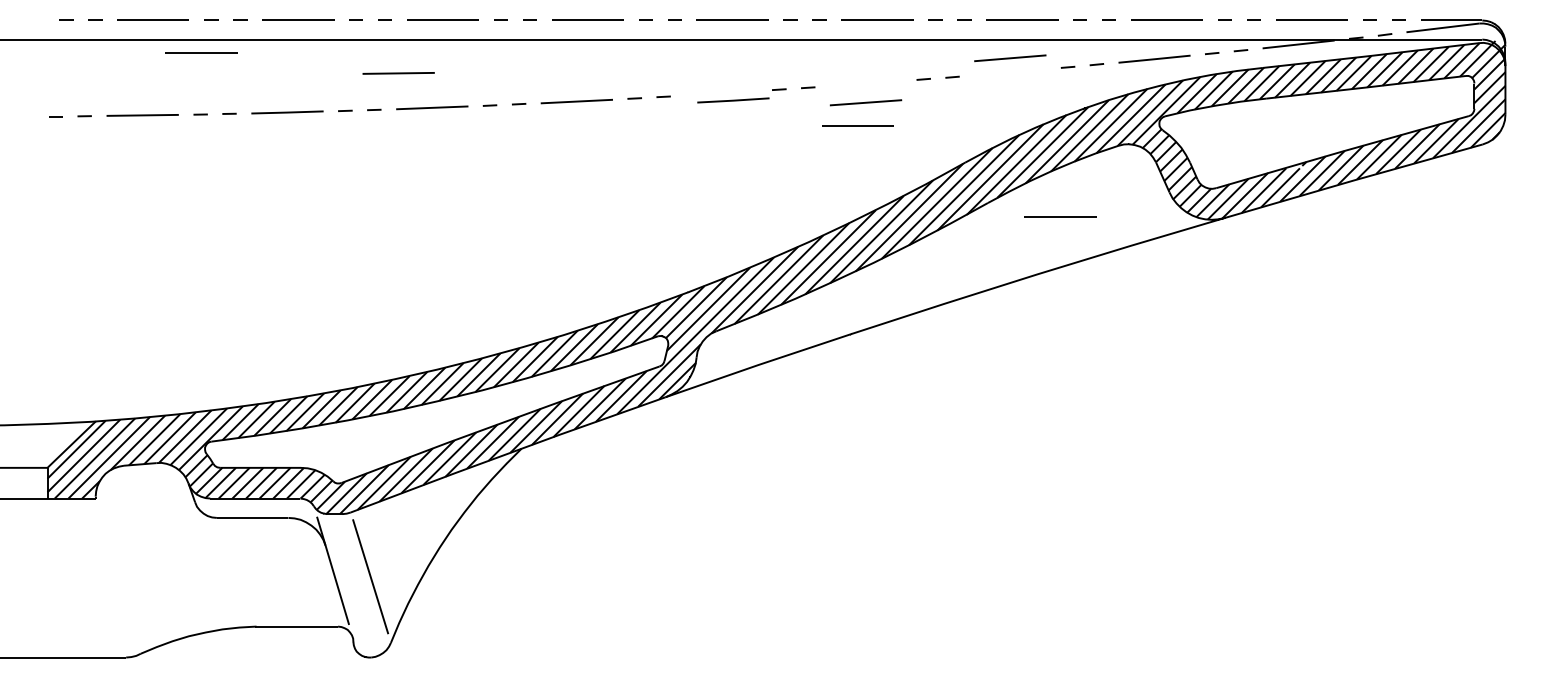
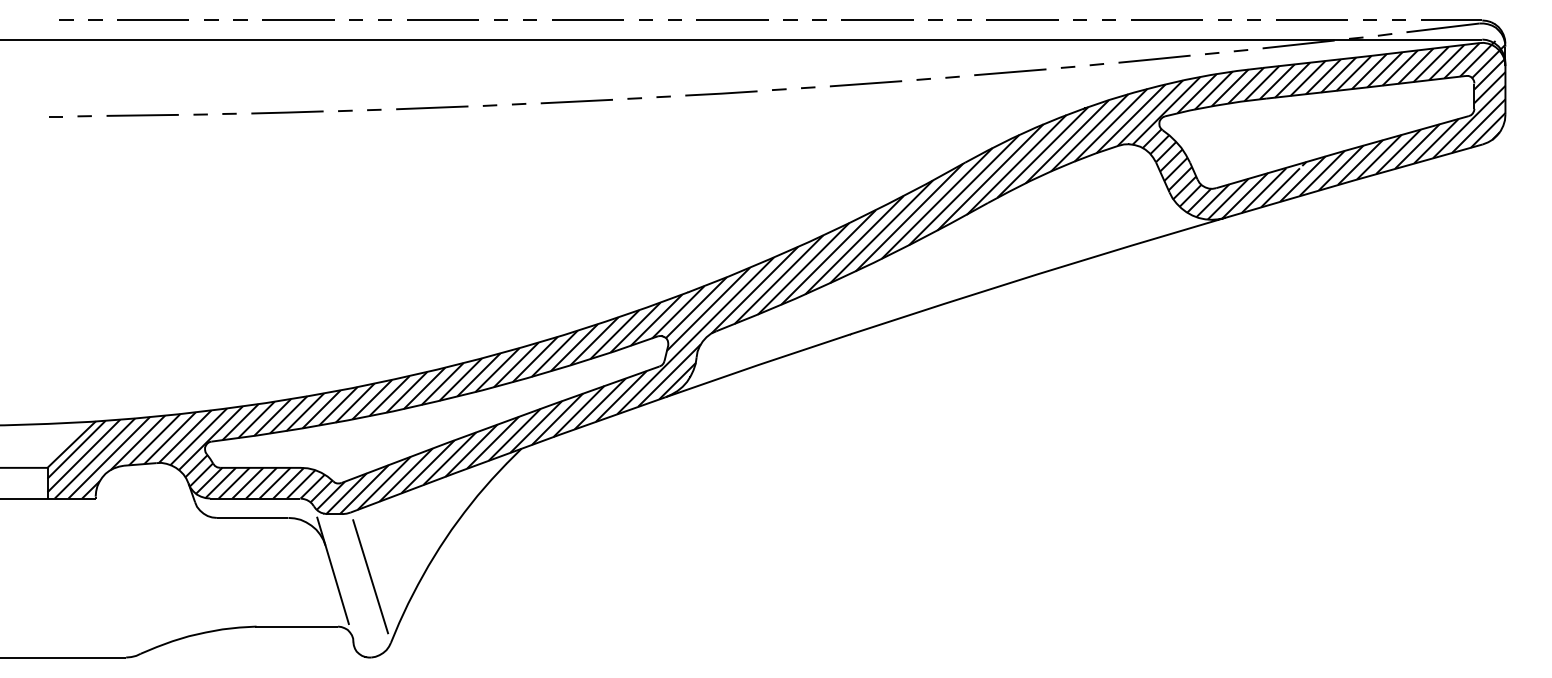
line: present -> none (201, 52)
line position: (1010, 58) -> (1010, 72) (1010, 72)
line: present -> none (398, 73)
line position: (733, 100) -> (721, 93) (721, 93)
line position: (865, 102) -> (865, 83) (865, 83)
line: present -> none (857, 125)
line: present -> none (1060, 216)
